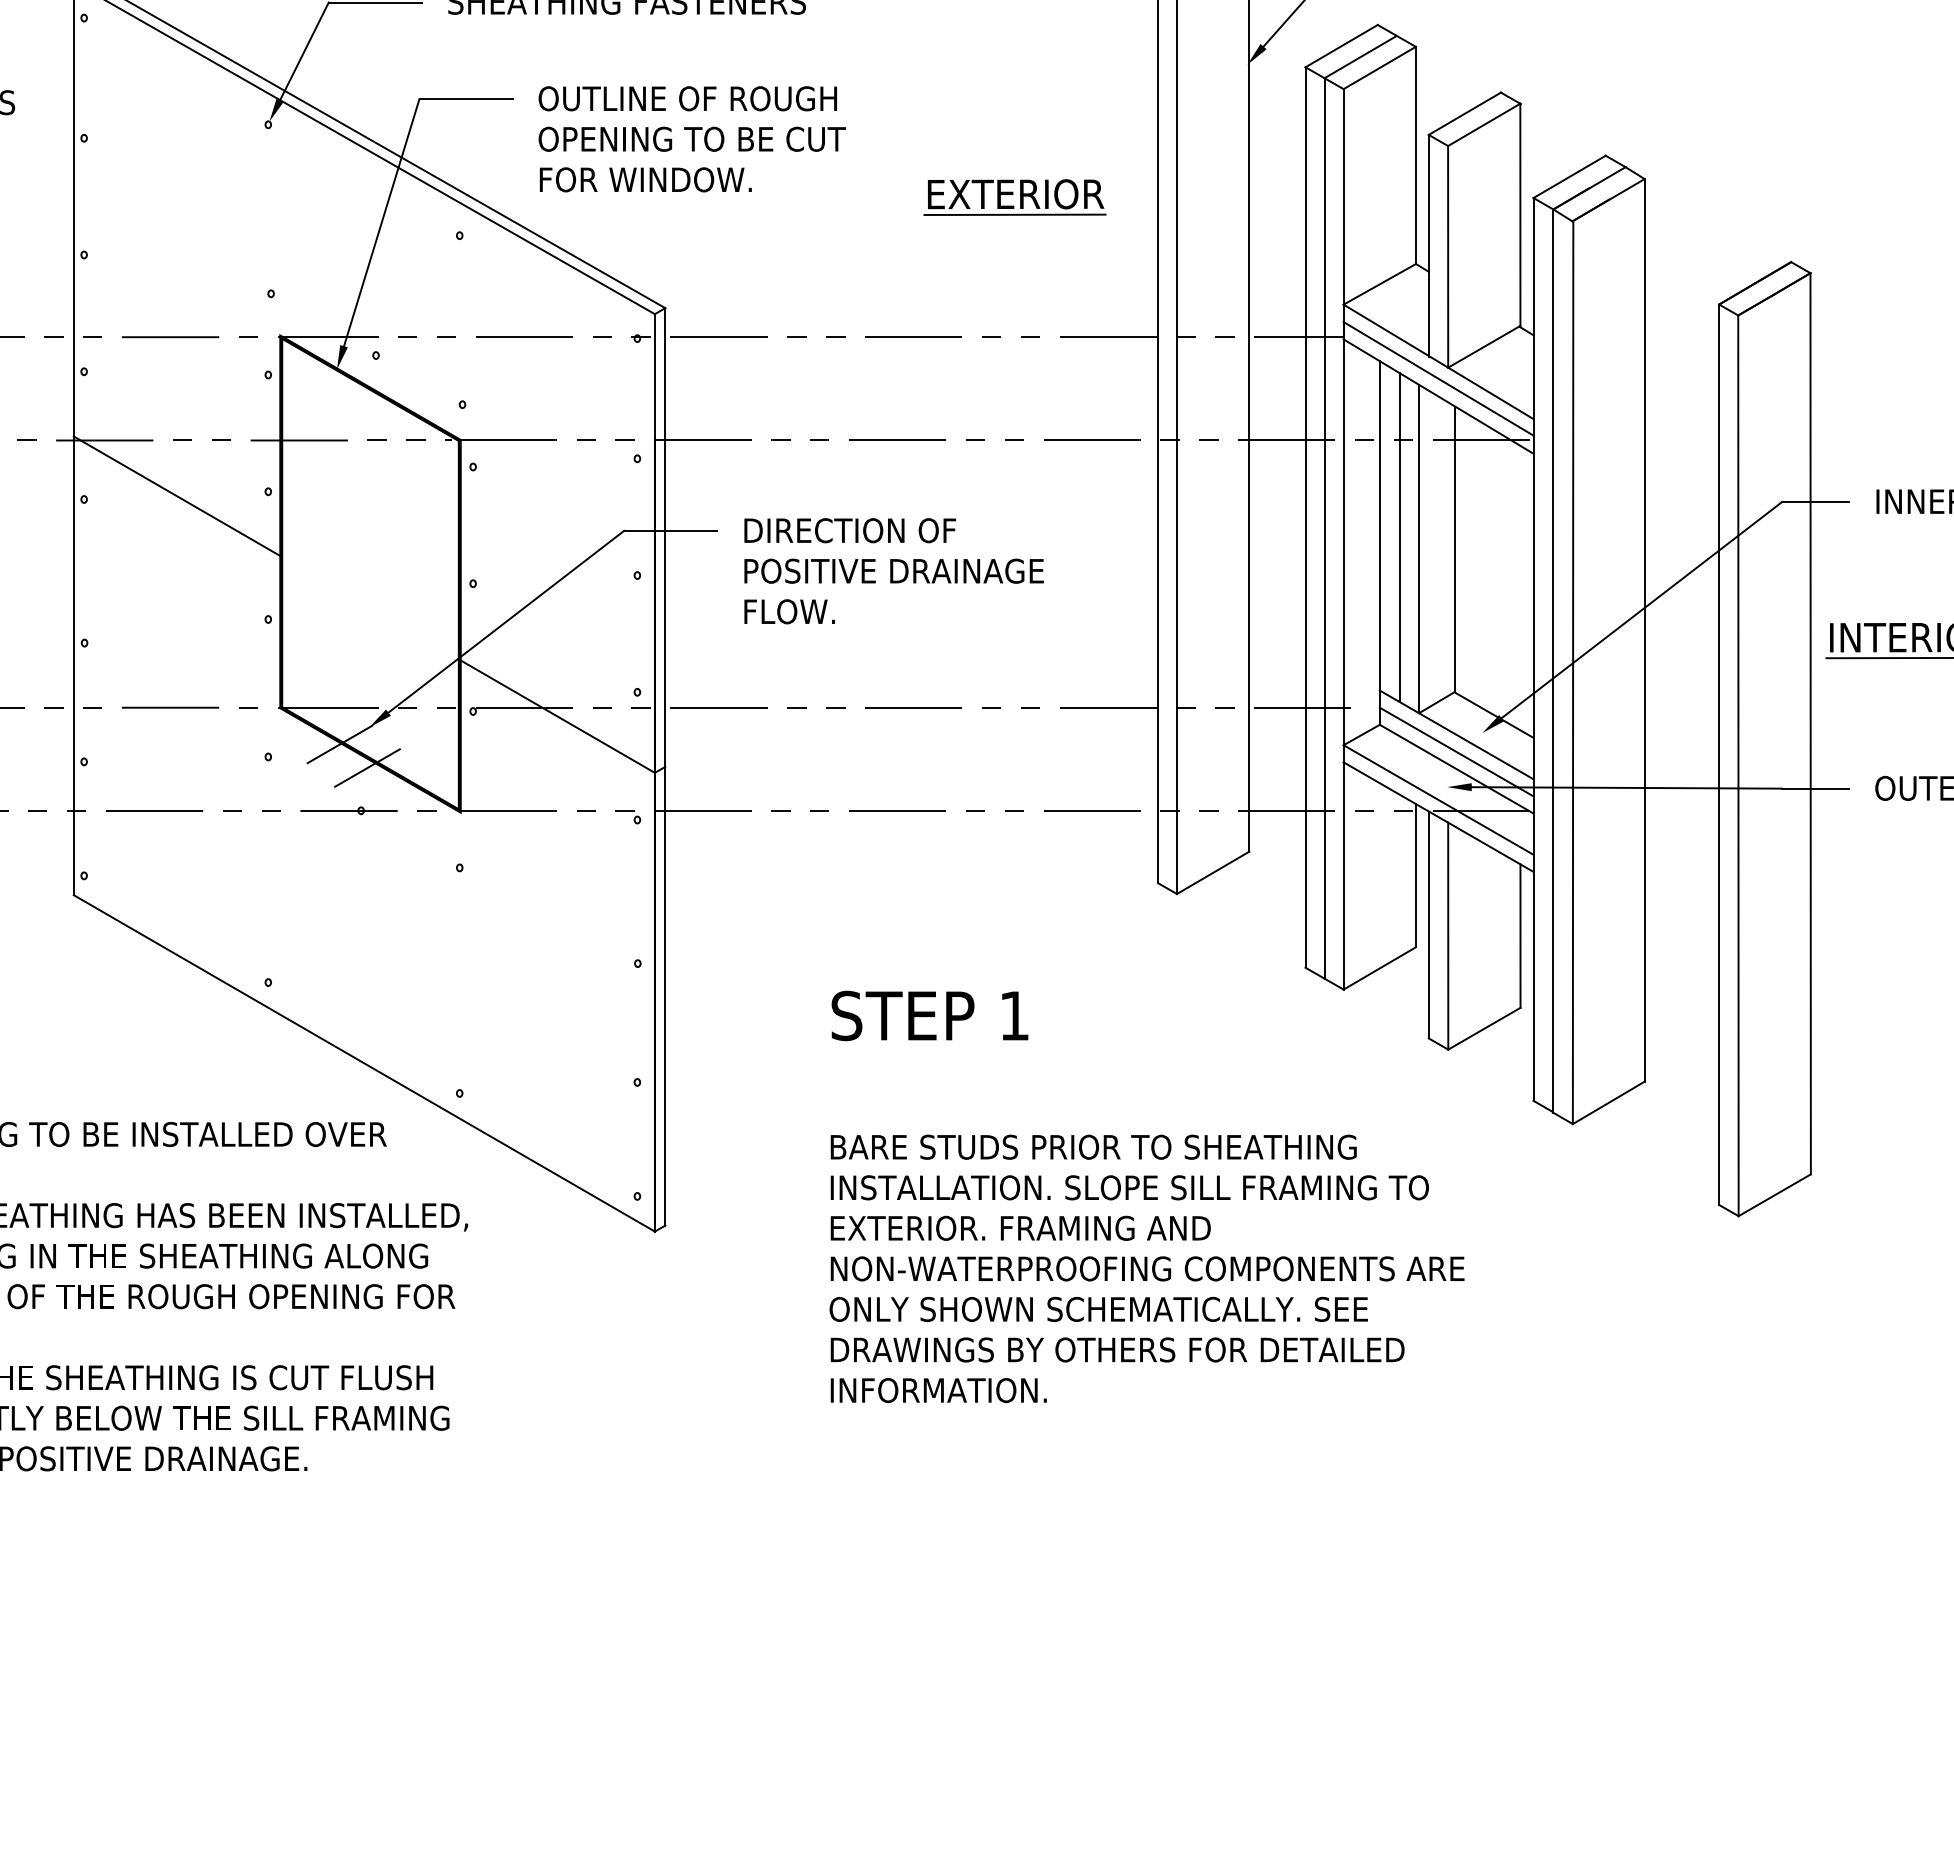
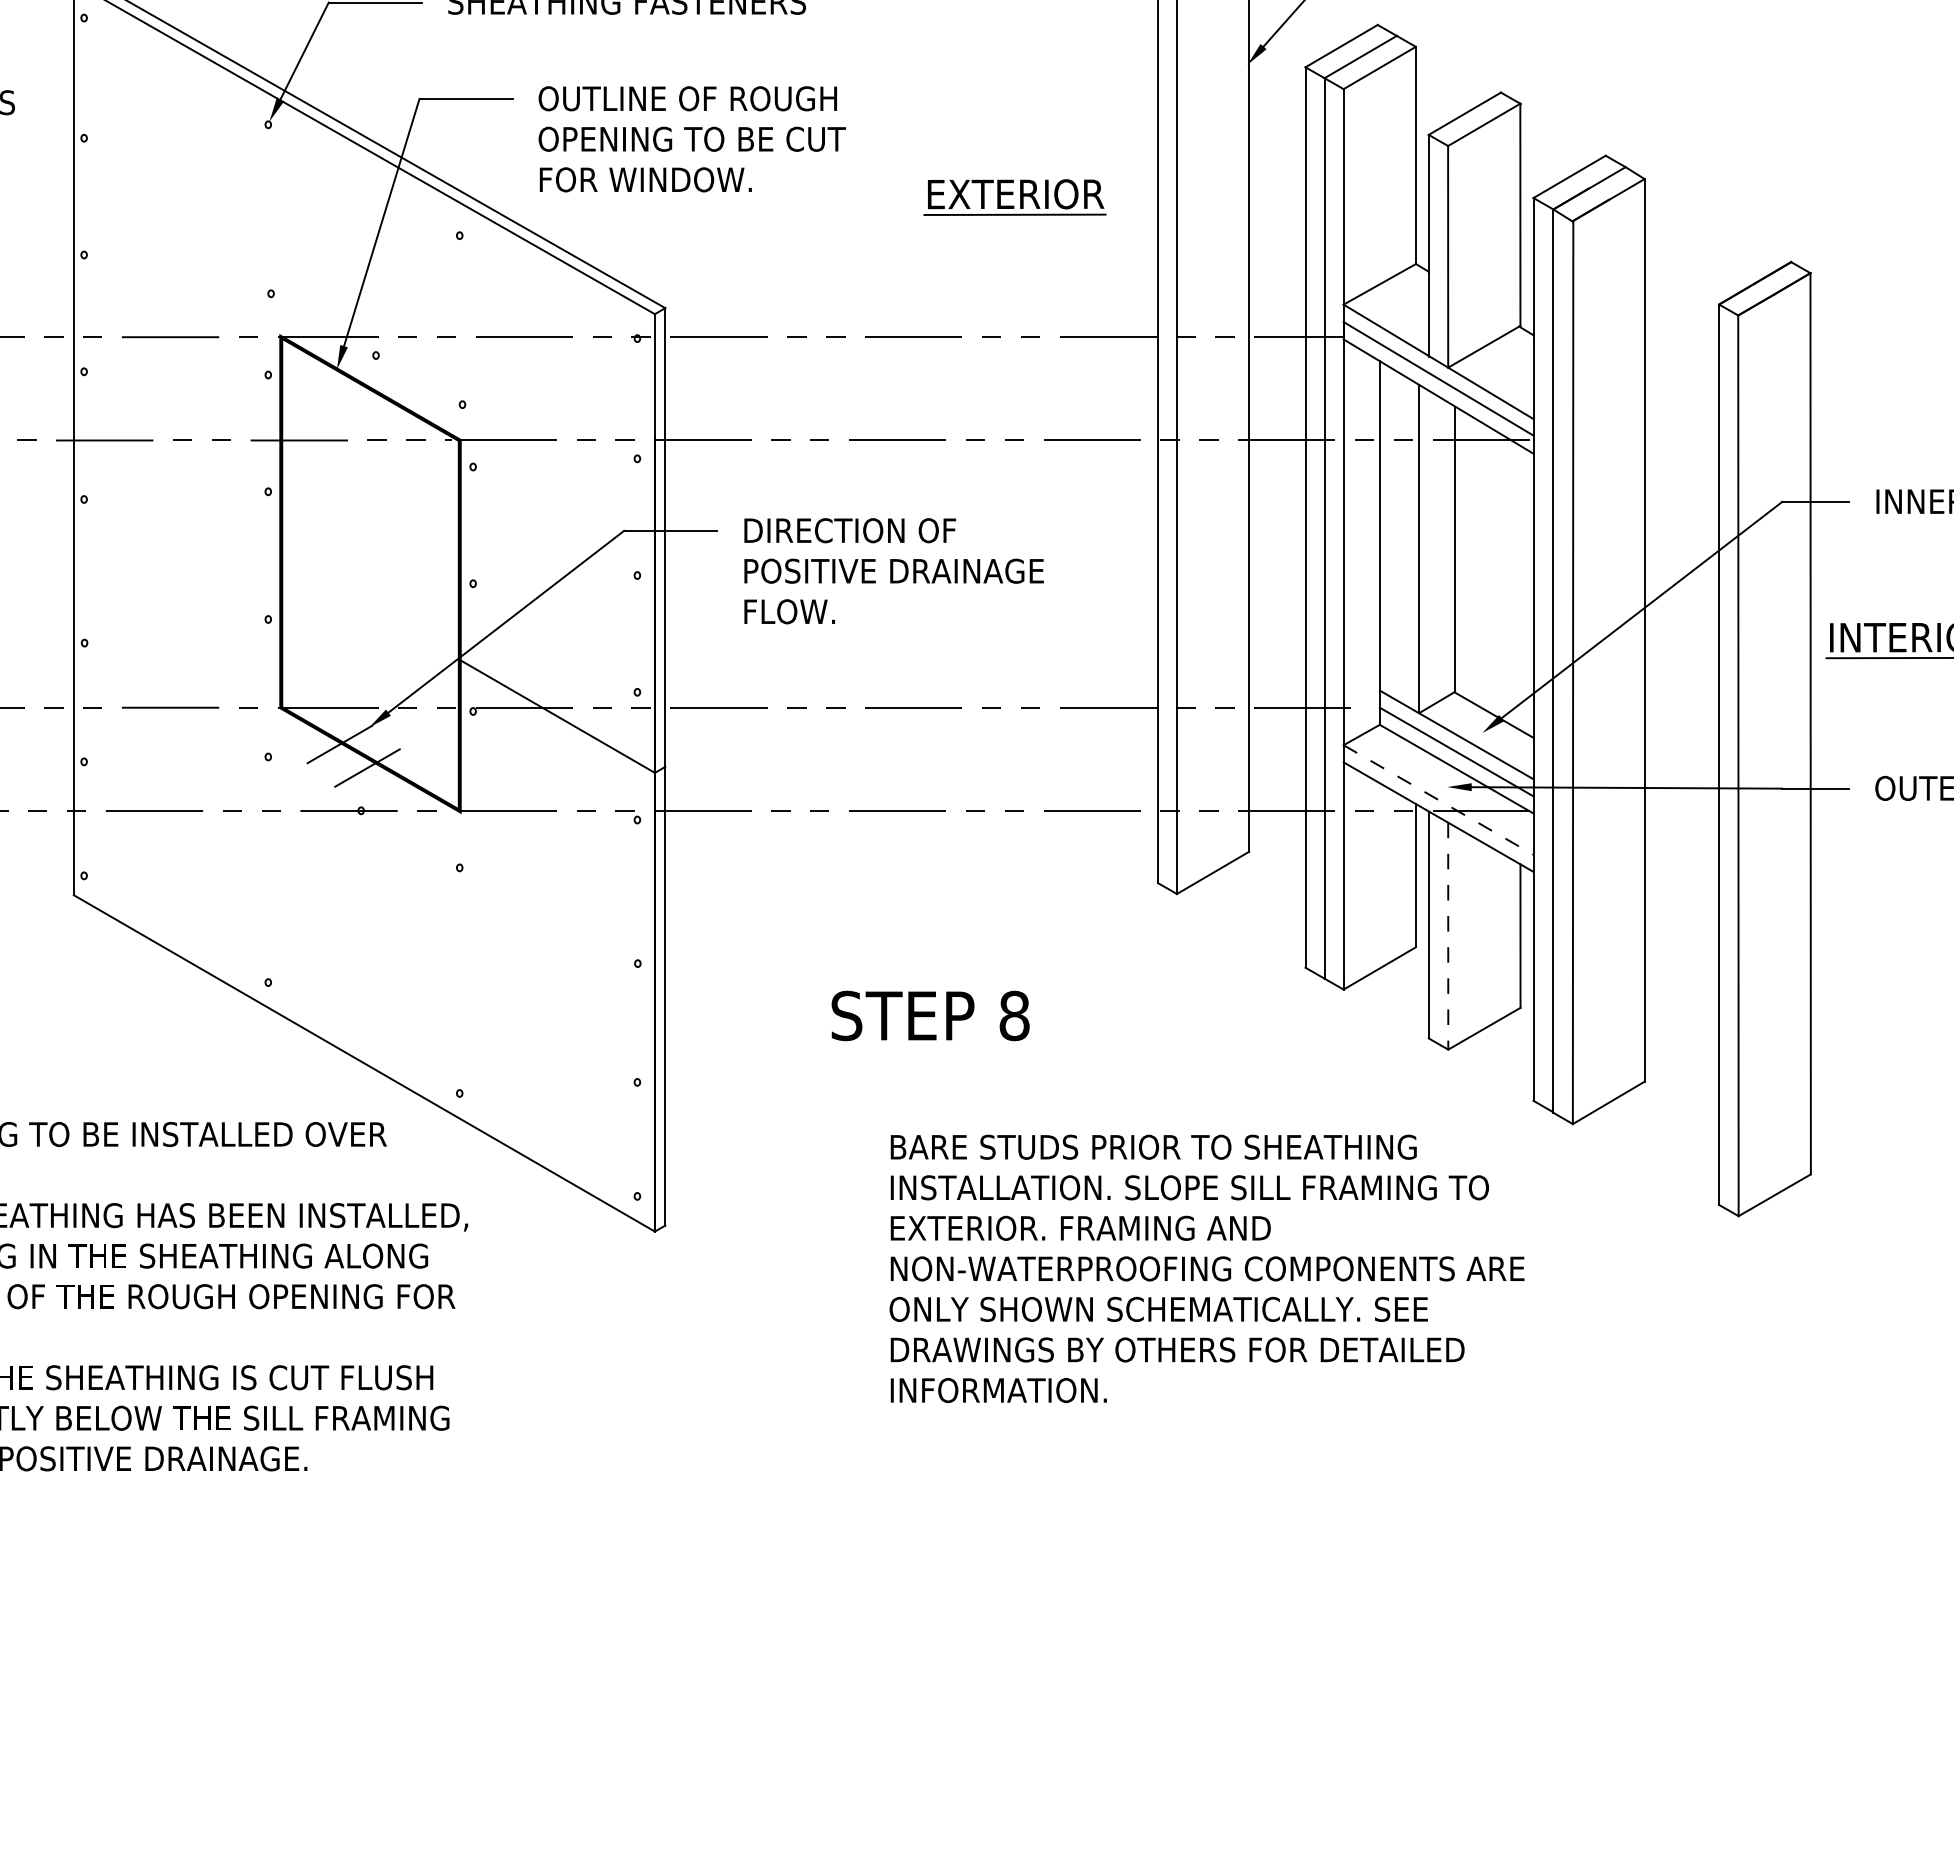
line: present -> none (177, 496)
line: present -> none (1399, 537)
line: solid -> dashed (1438, 800)
line: solid -> dashed (1448, 936)
text: 1 -> 8 (1014, 1015)
text position: (1146, 1268) -> (1206, 1268) (1206, 1268)
